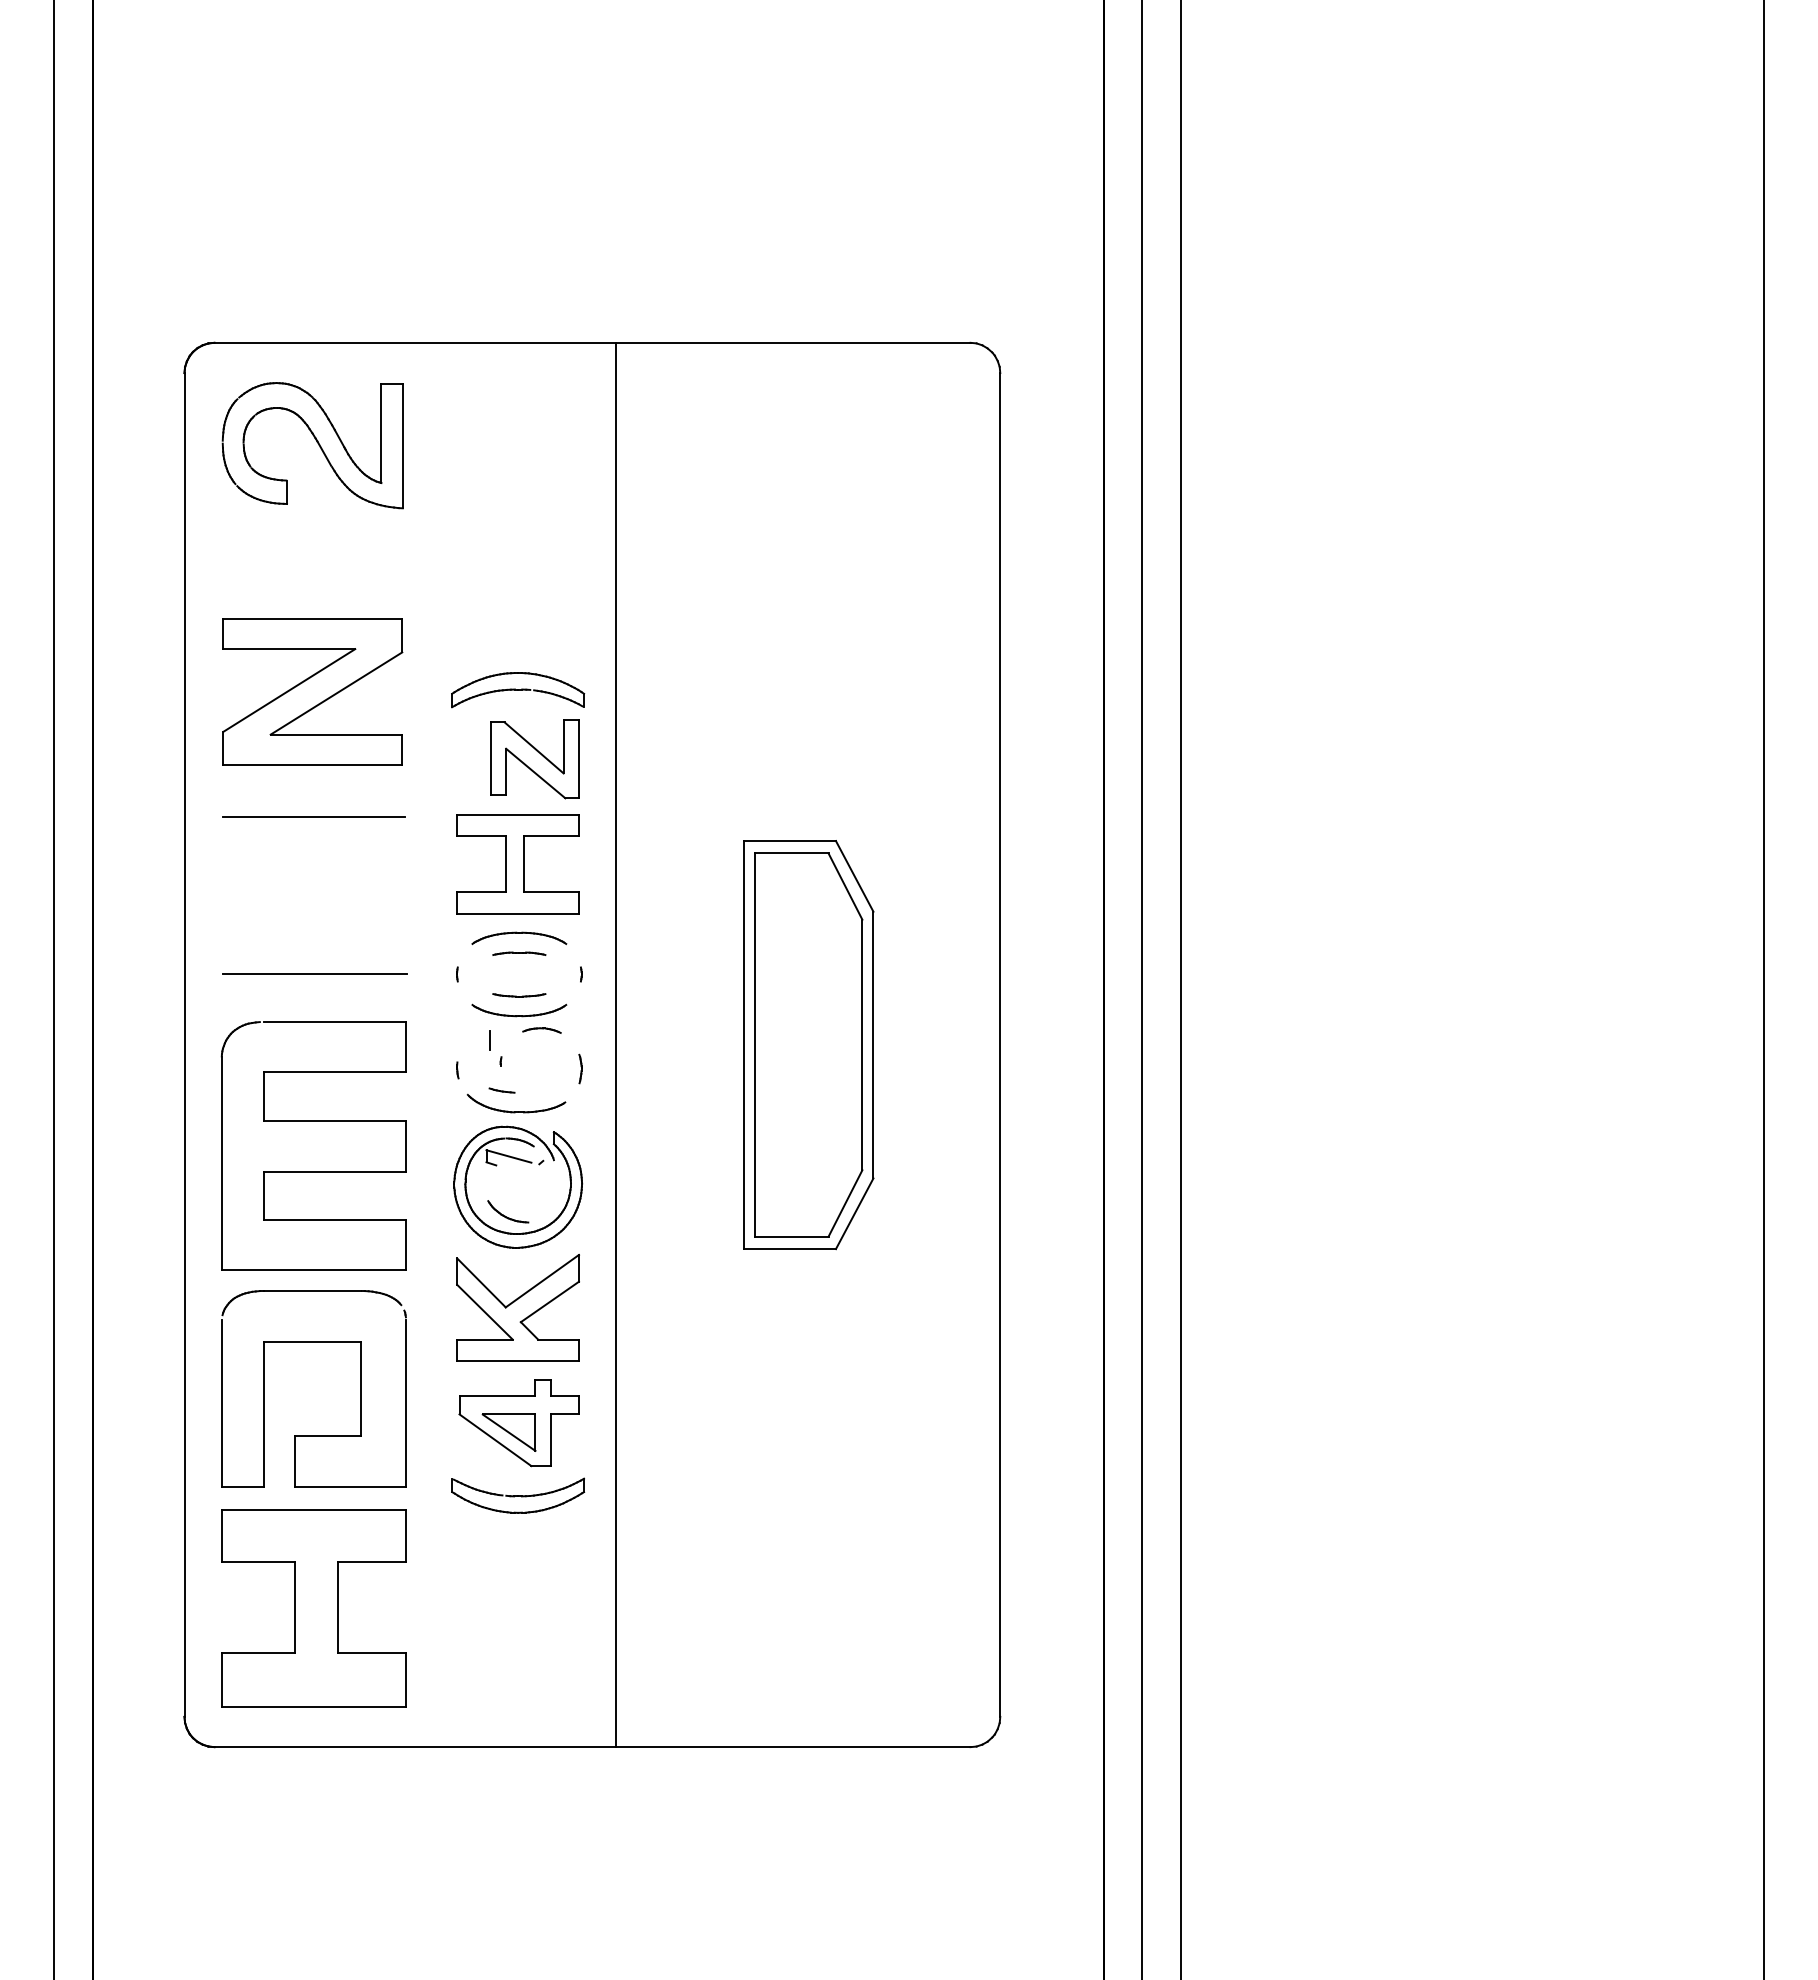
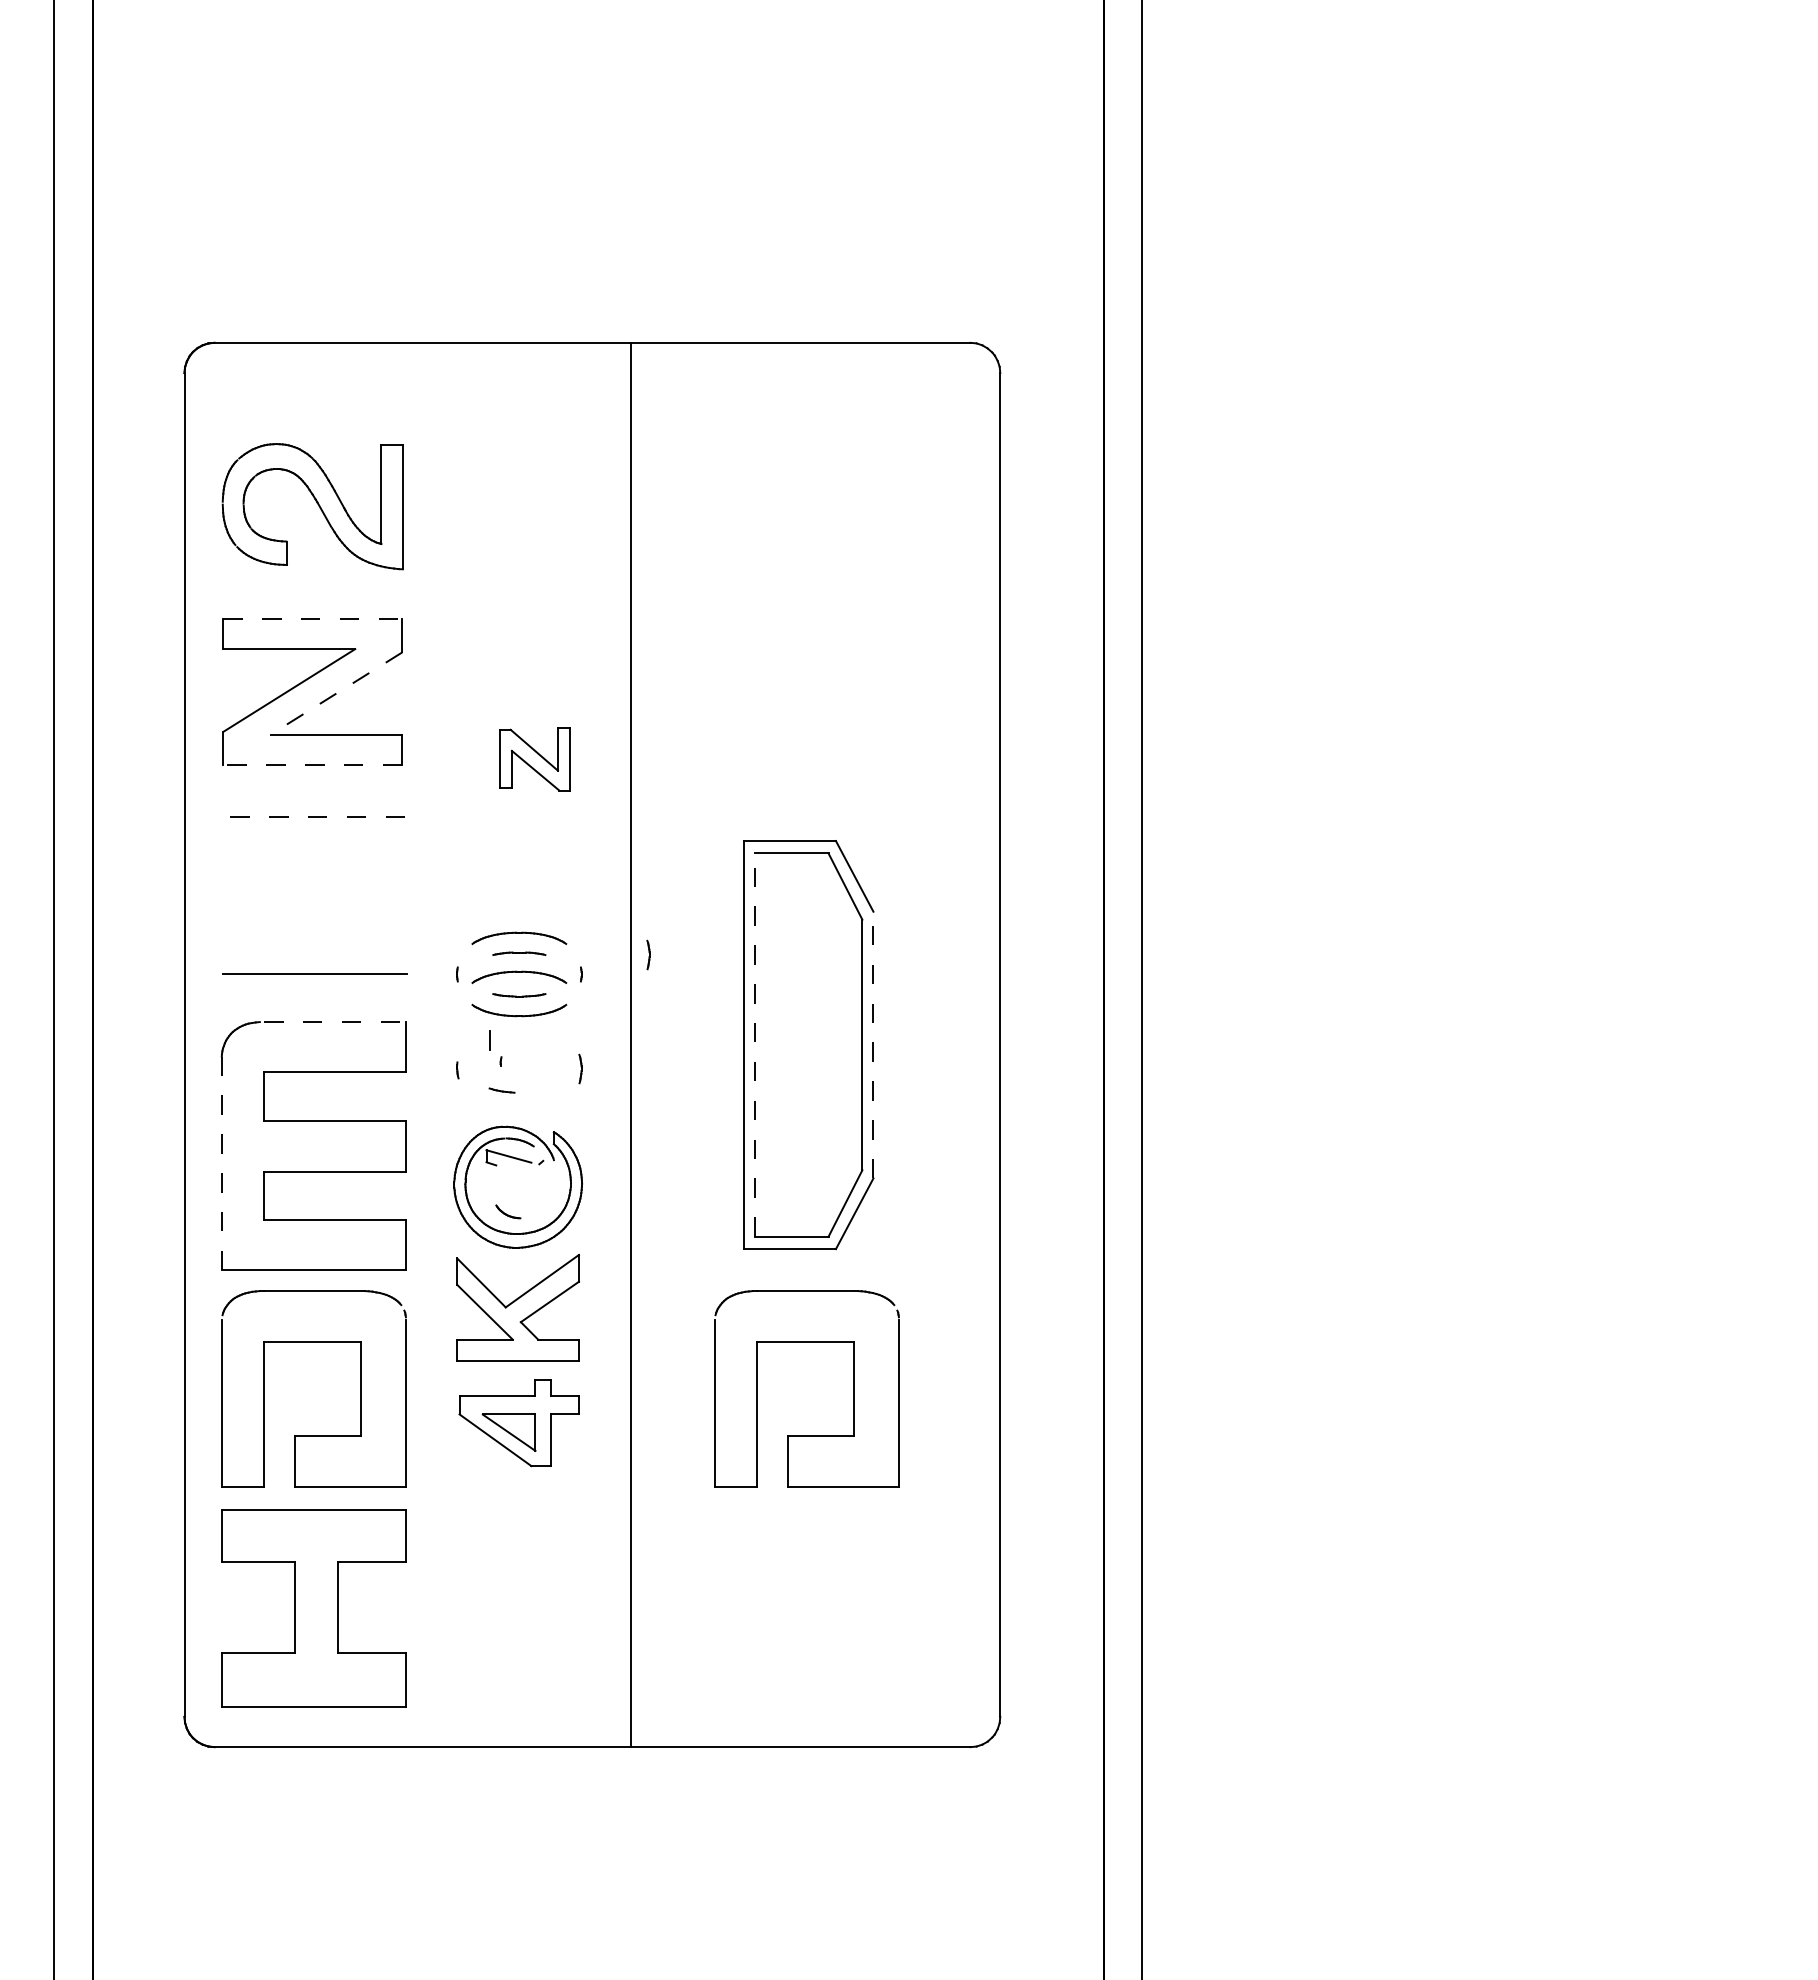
part position: (312, 445) -> (312, 506) (312, 506)
line: solid -> dashed (313, 619)
part: present -> none (518, 690)
line: solid -> dashed (336, 693)
part size: 90x81 px -> 72x65 px (534, 759)
line: solid -> dashed (312, 765)
line: solid -> dashed (313, 816)
part: present -> none (517, 864)
part: none -> present (648, 954)
part: none -> present (519, 976)
line: present -> none (1180, 989)
line: present -> none (1763, 989)
line: solid -> dashed (335, 1021)
part: present -> none (541, 1030)
line position: (616, 1044) -> (631, 1044) (631, 1044)
line: solid -> dashed (873, 1044)
line: solid -> dashed (754, 1045)
part: present -> none (516, 1111)
line: solid -> dashed (221, 1163)
part size: 43x24 px -> 27x16 px (508, 1211)
part: none -> present (806, 1342)
part: present -> none (518, 1495)
